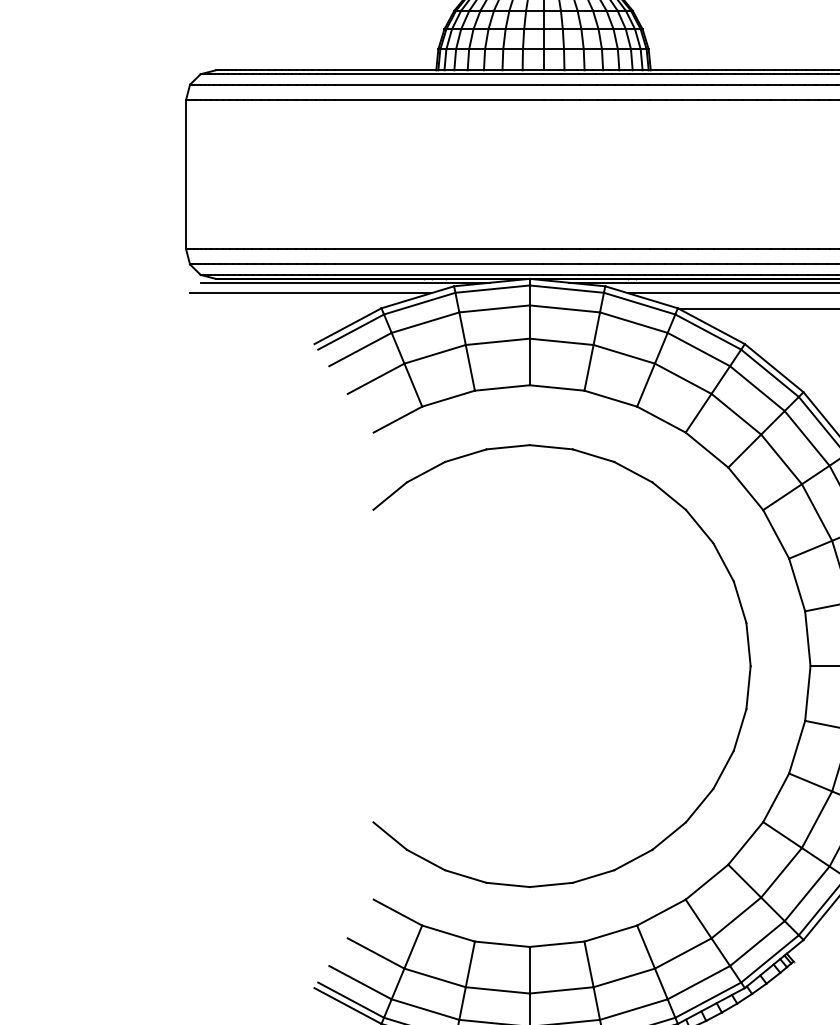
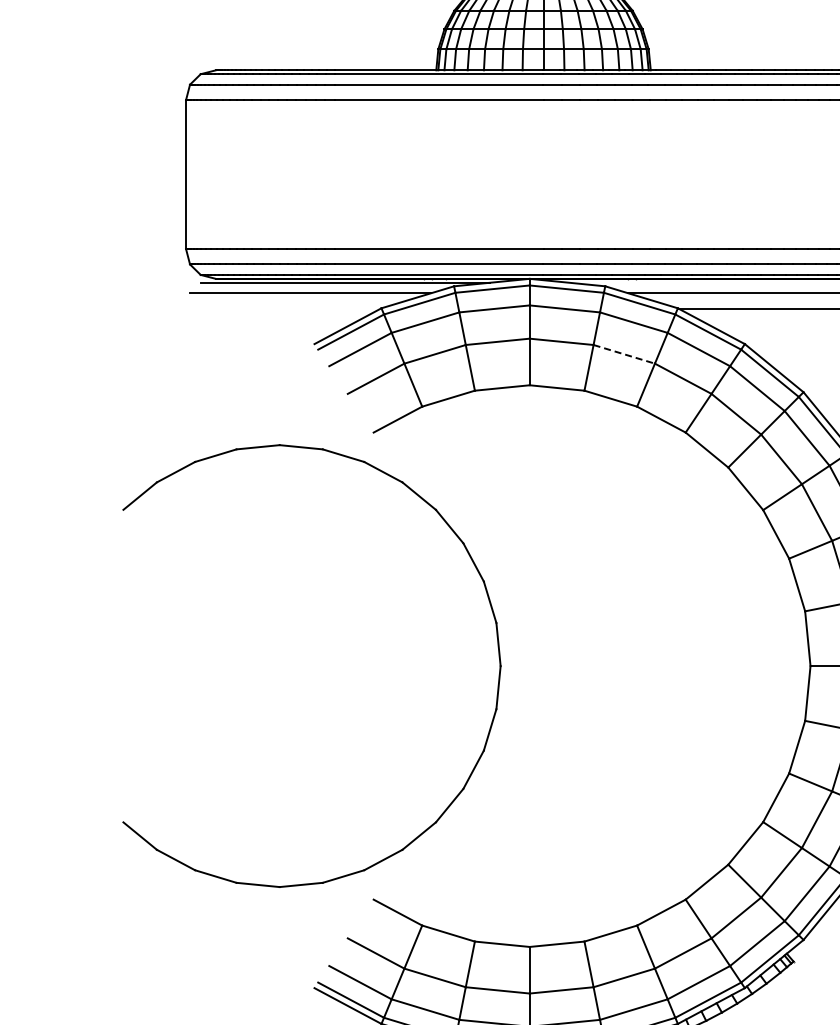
line: present -> none (702, 282)
line: solid -> dashed (624, 354)
part position: (747, 647) -> (497, 647) (497, 647)
